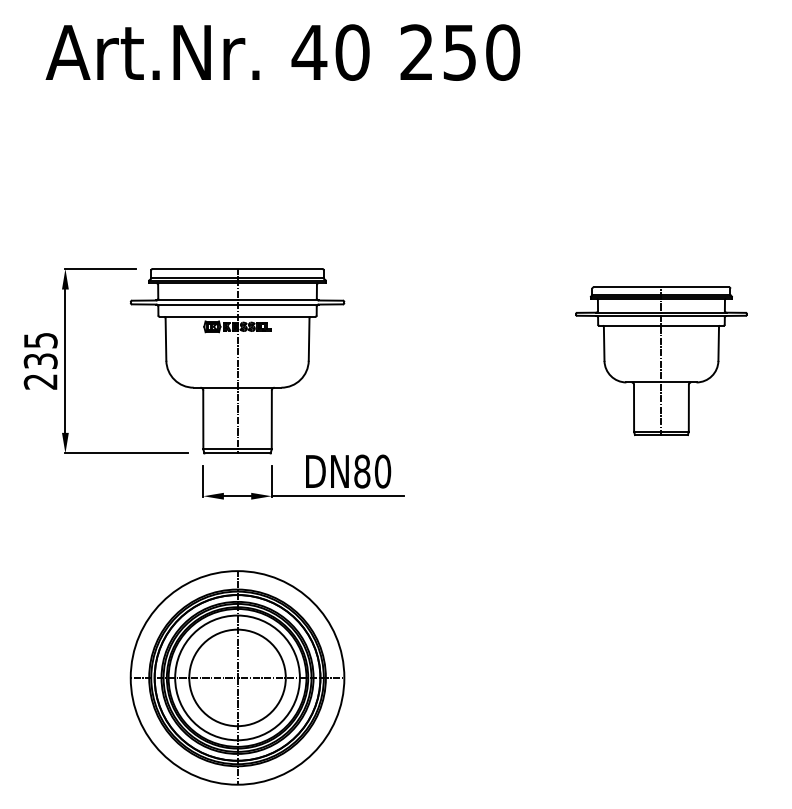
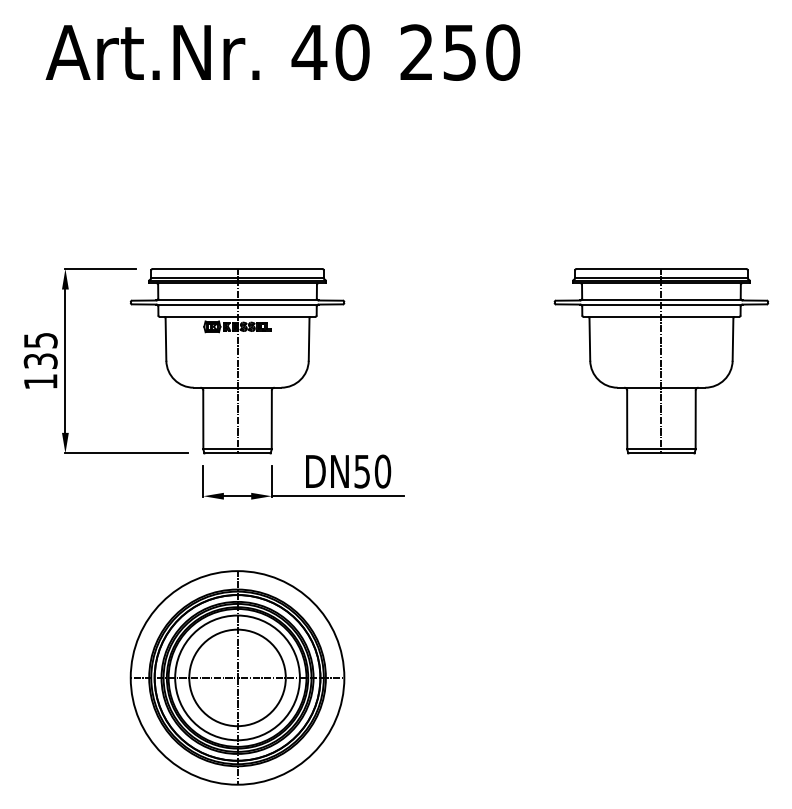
part size: 173x150 px -> 217x187 px (661, 361)
text: 235 -> 135 (40, 381)
text: DN80 -> DN50 (362, 471)
